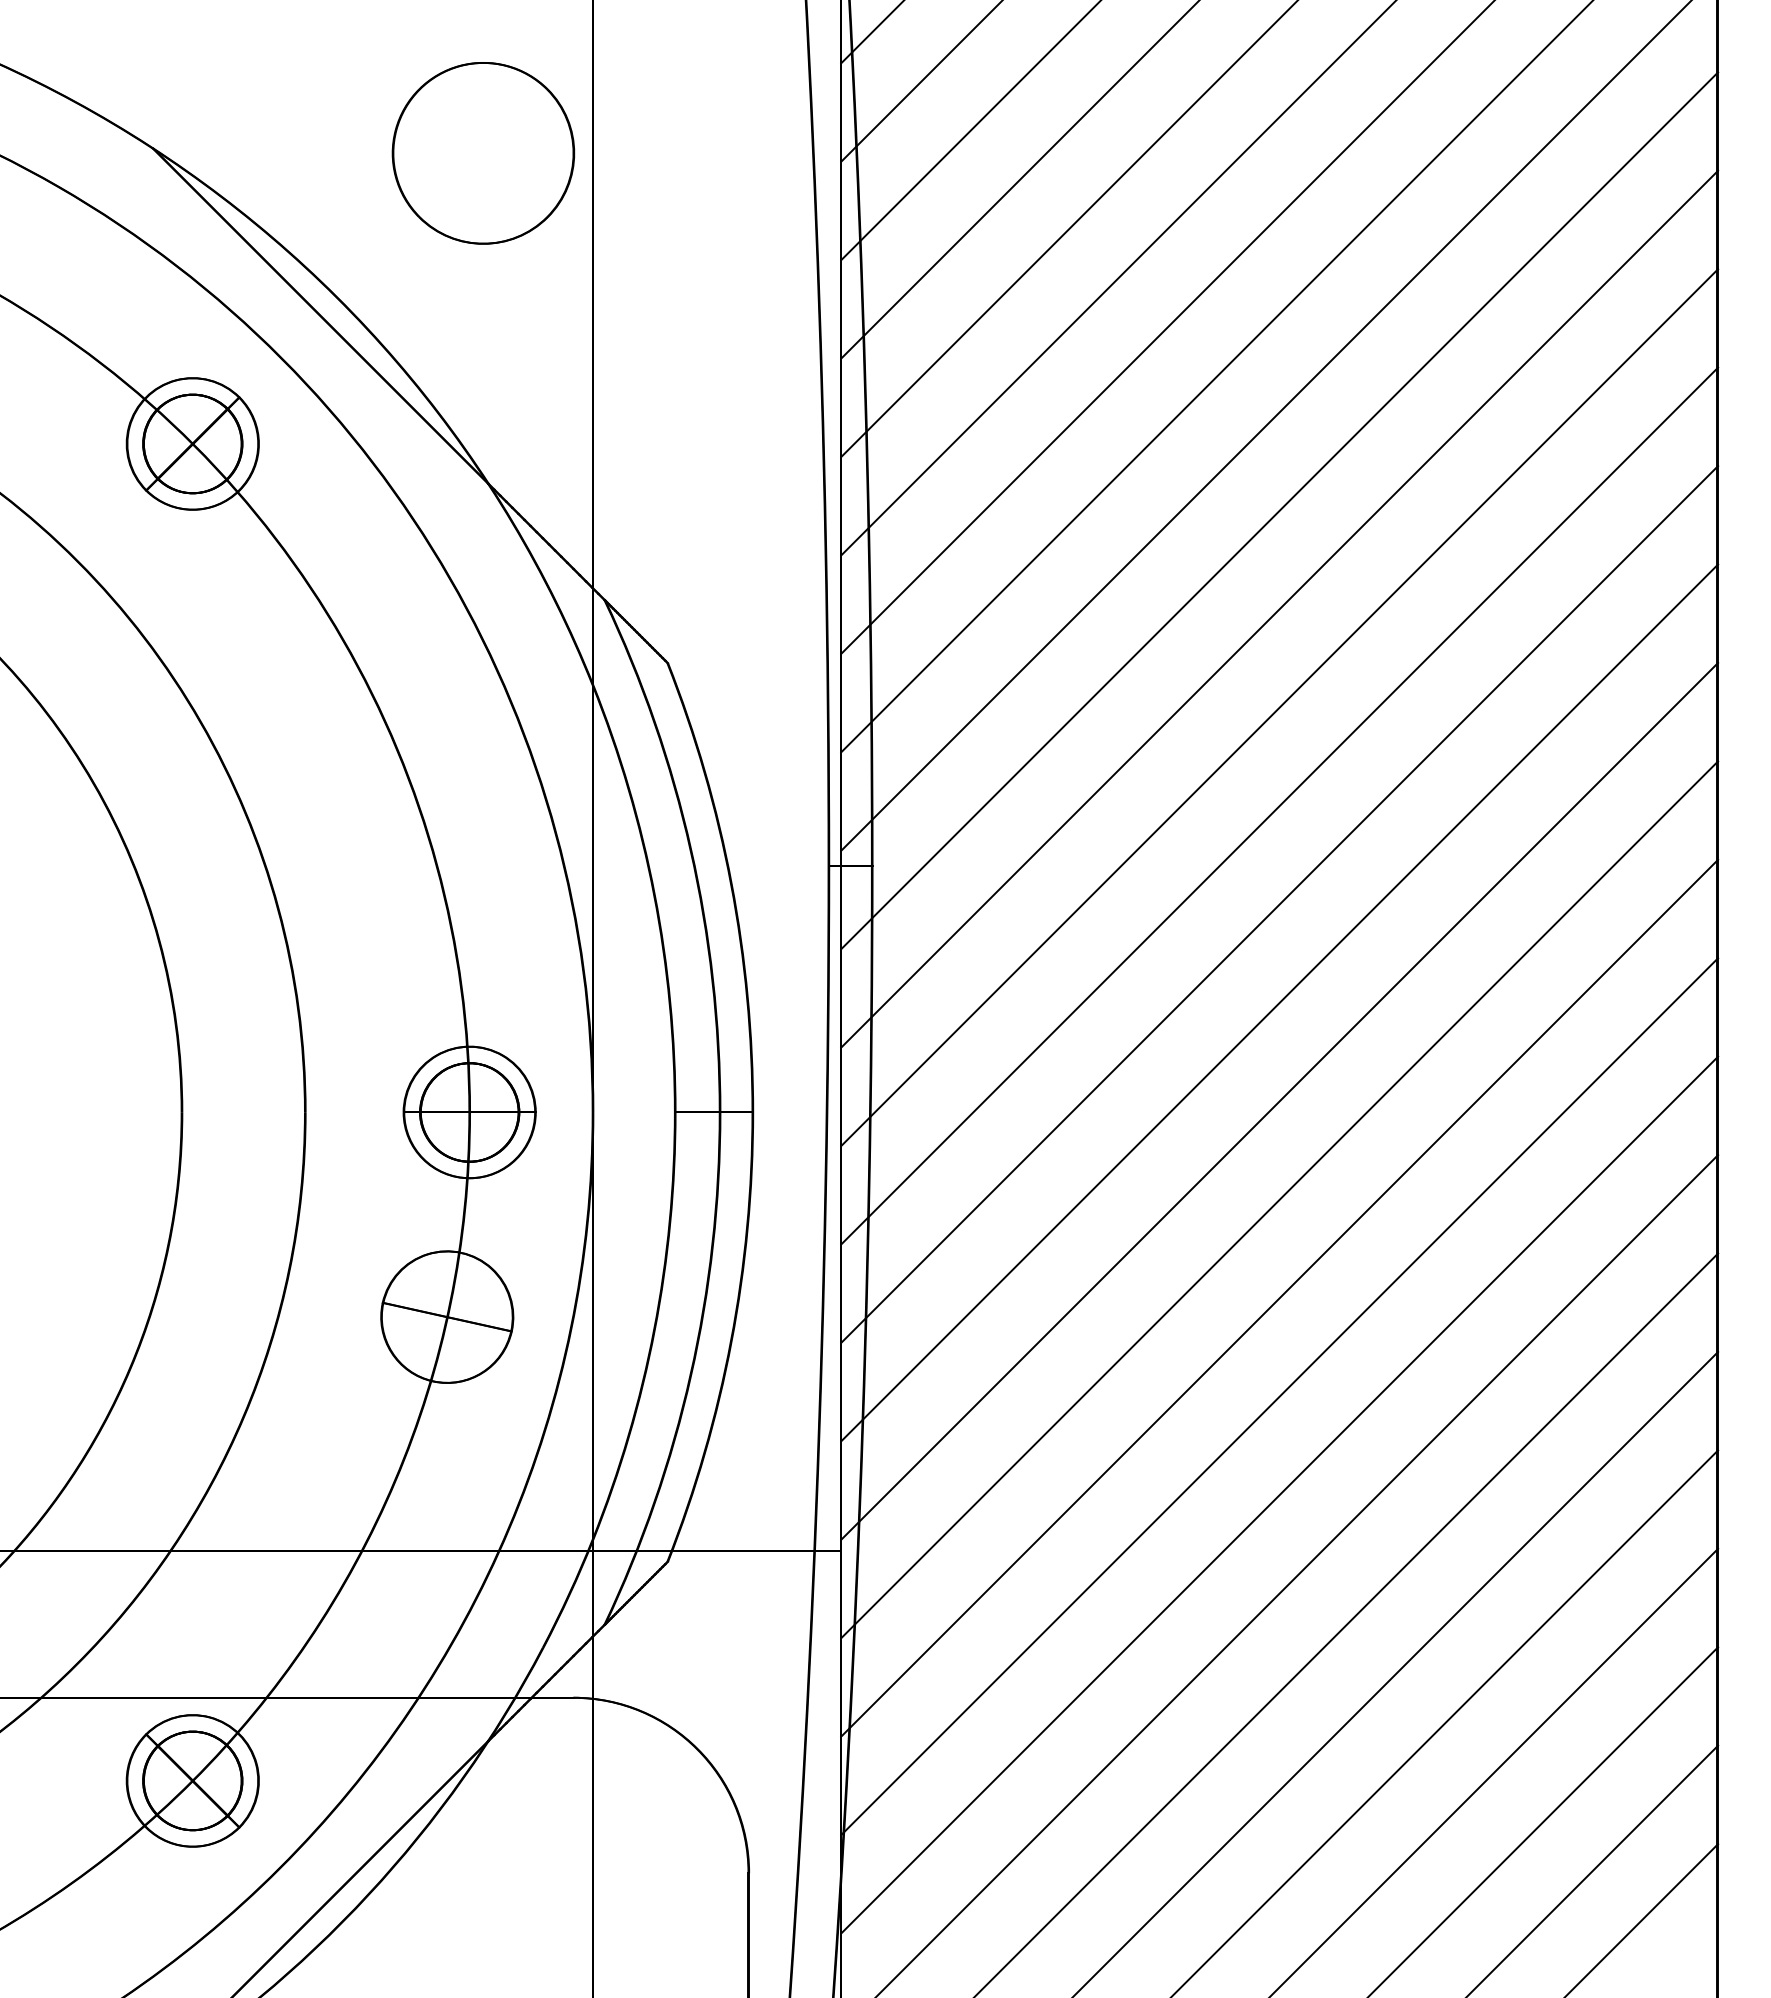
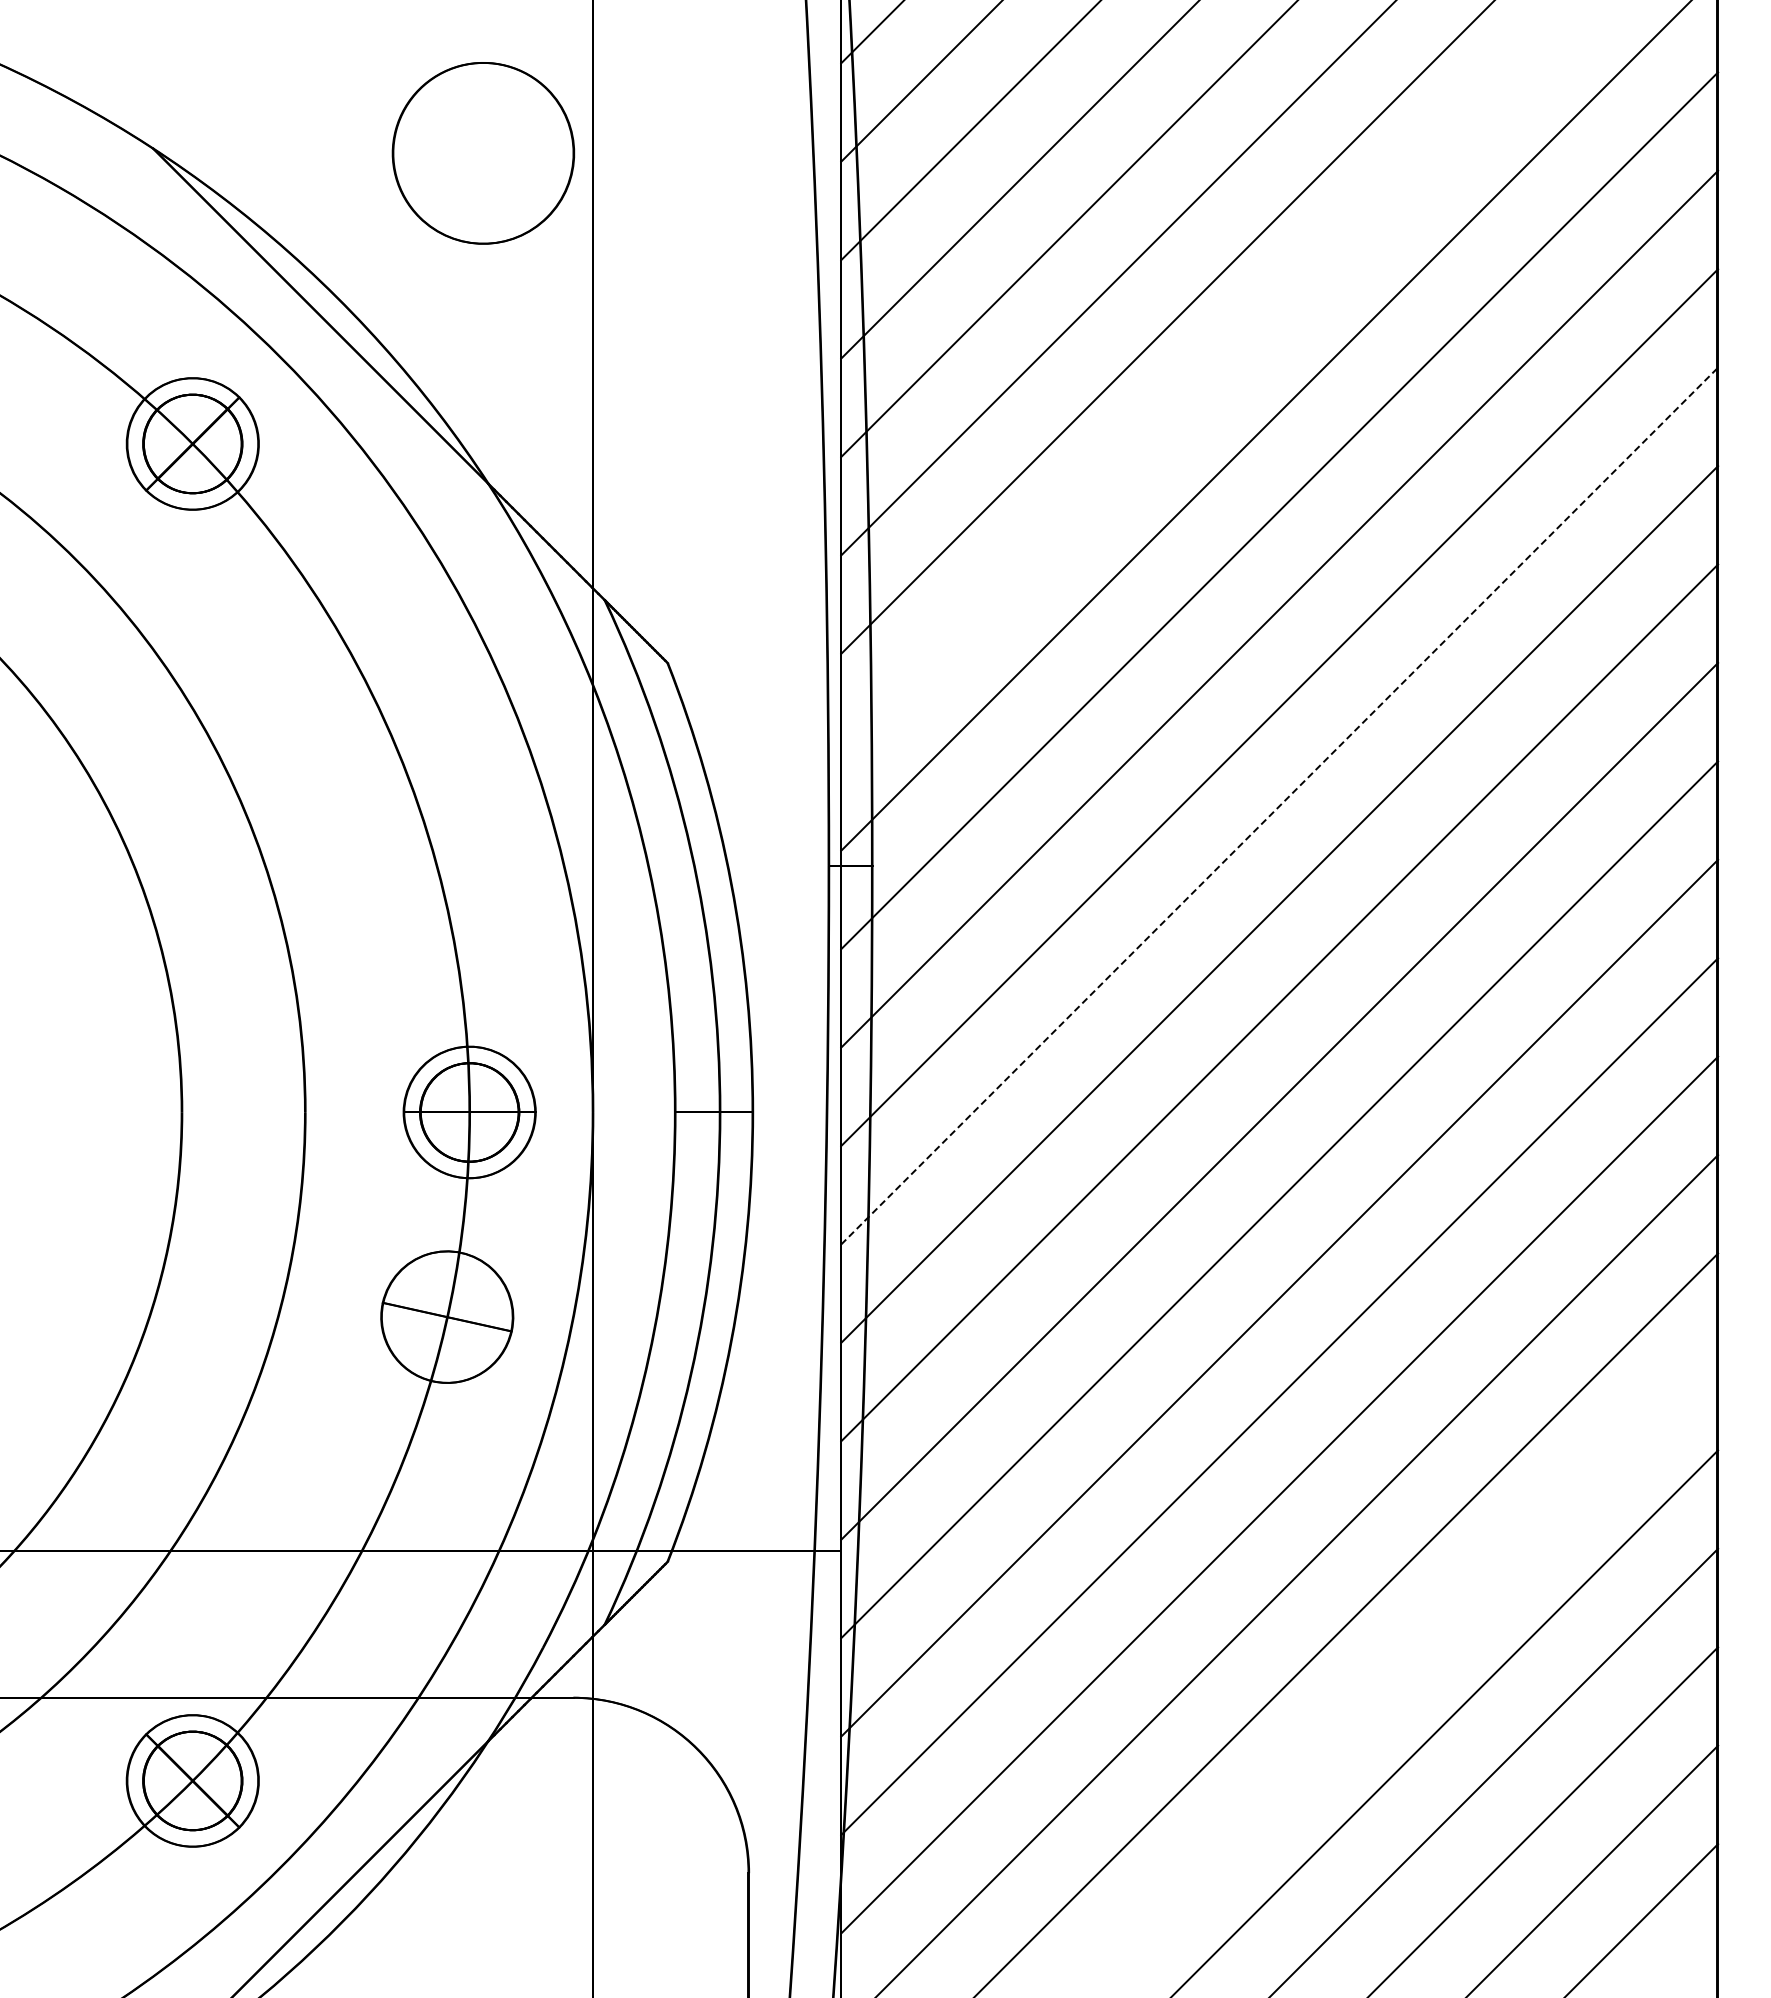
line: present -> none (1216, 377)
line: solid -> dashed (1280, 805)
line: present -> none (1396, 1672)
